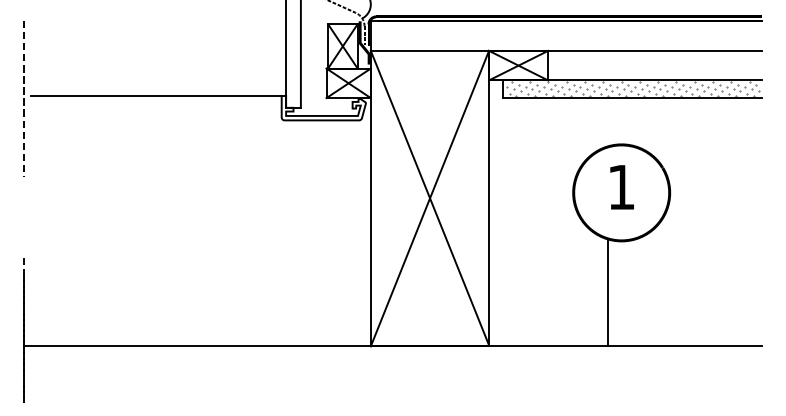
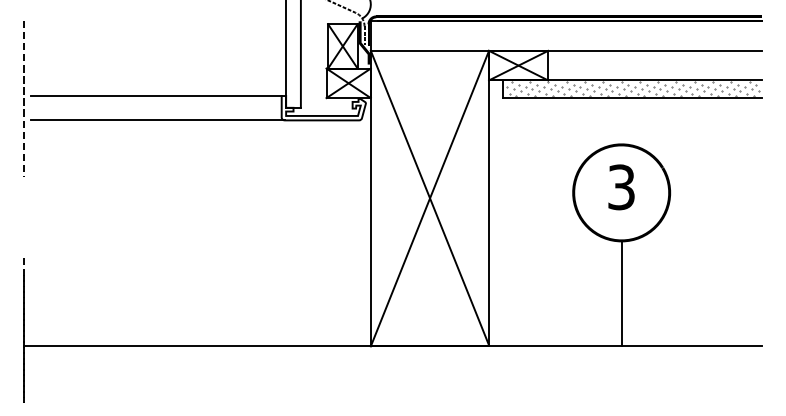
line: none -> present (157, 120)
text: 1 -> 3 (621, 187)
line position: (607, 293) -> (621, 293) (621, 293)
